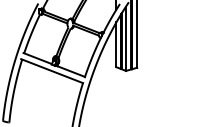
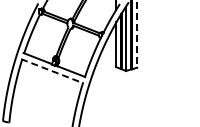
line: solid -> dashed (137, 34)
line: solid -> dashed (52, 71)
